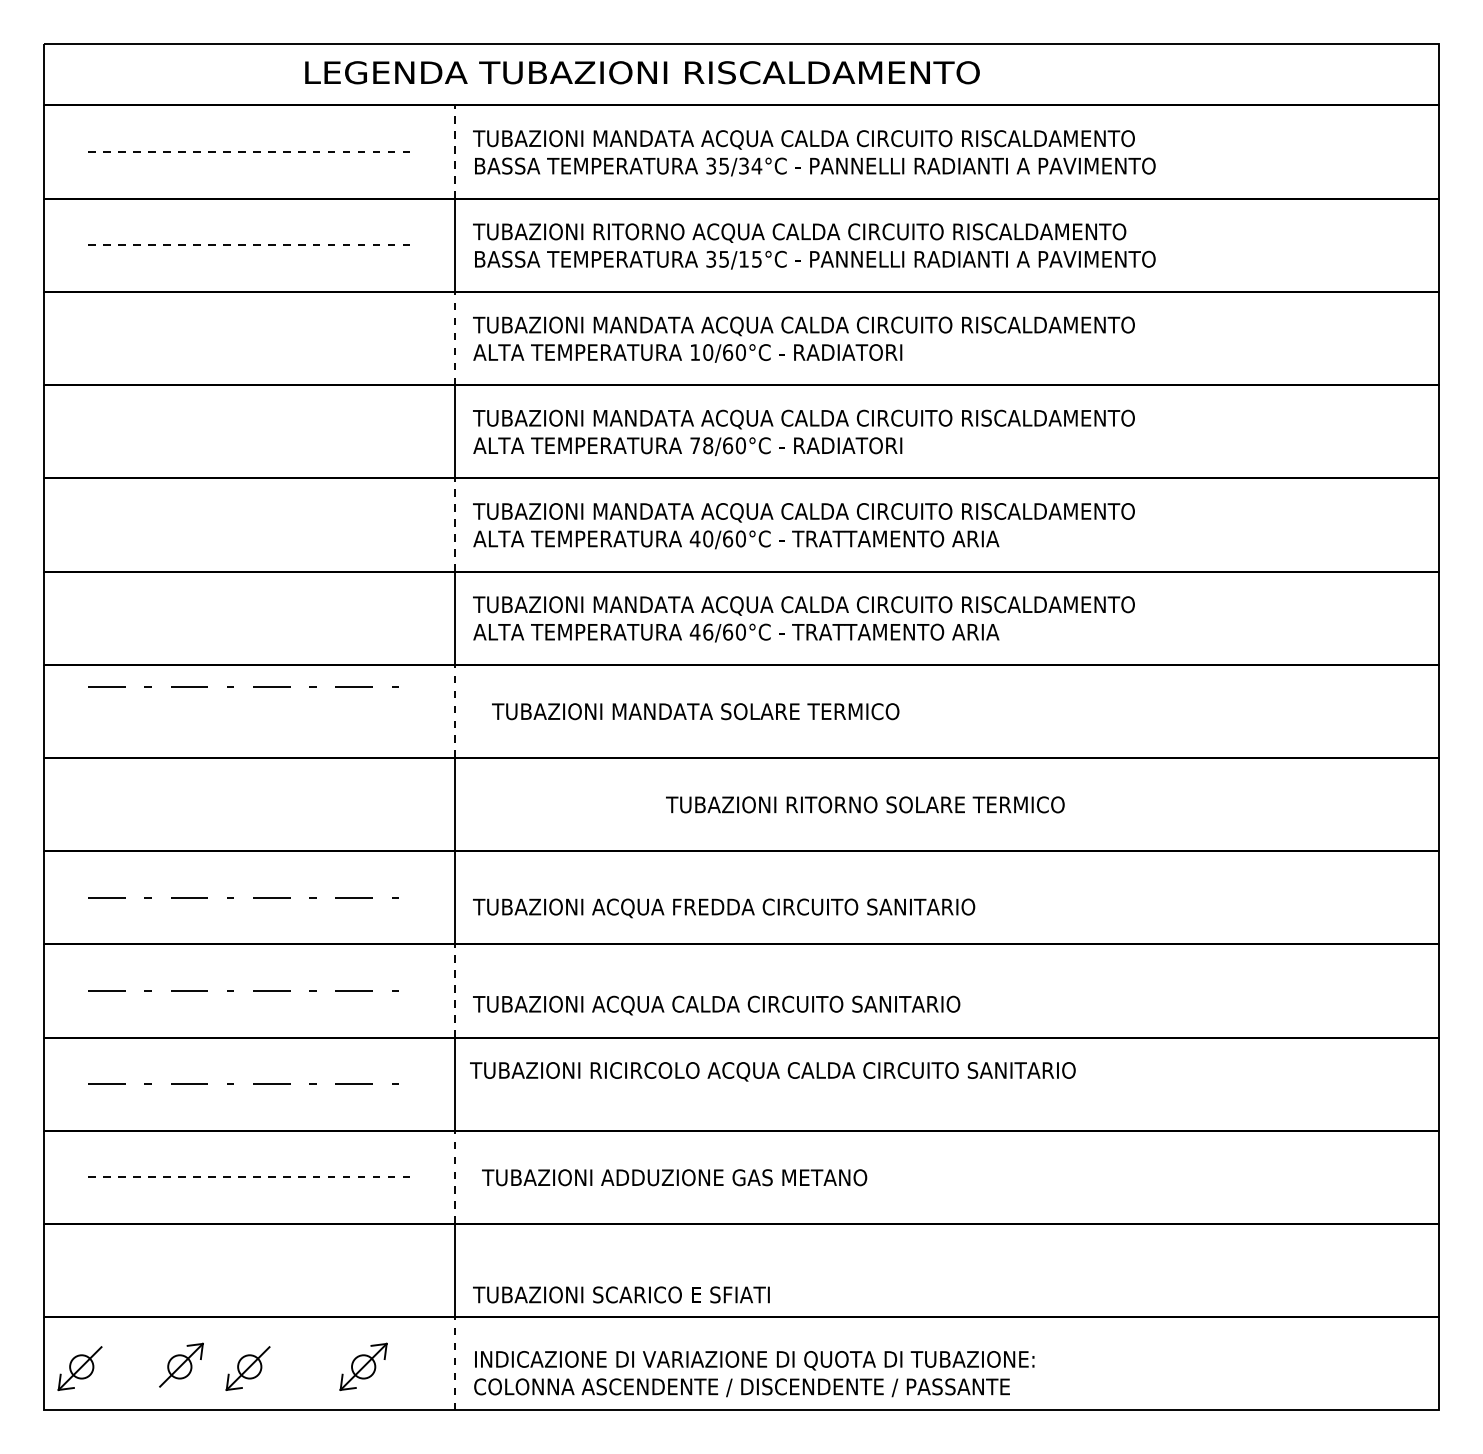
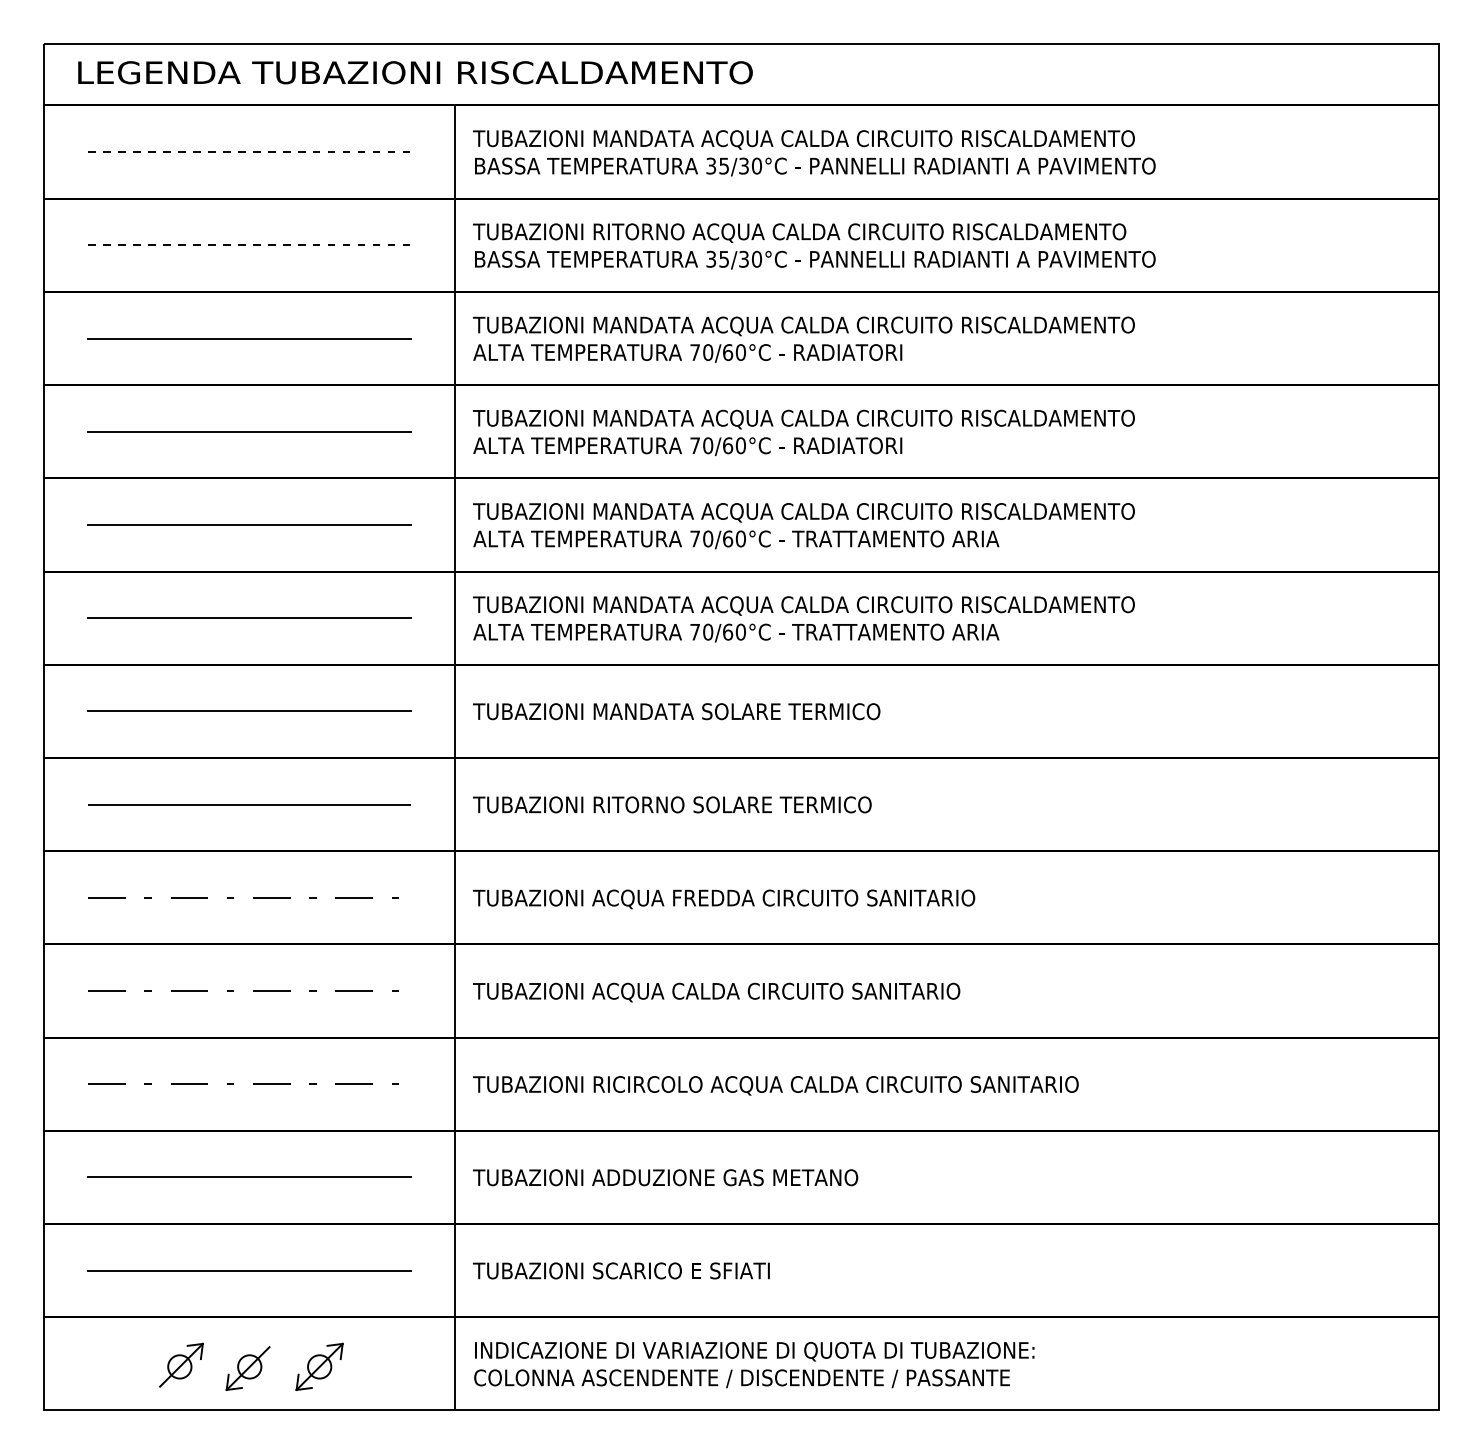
text position: (642, 72) -> (415, 72) (415, 72)
line: dashed -> solid (455, 152)
text: 35/34°C -> 35/30°C (756, 165)
text: 35/15°C -> 35/30°C (750, 258)
line: none -> present (249, 338)
line: dashed -> solid (455, 338)
text: 10/60°C -> 70/60°C (694, 352)
line: none -> present (249, 431)
text: 78/60°C -> 70/60°C (708, 445)
line: none -> present (249, 524)
line: dashed -> solid (455, 524)
text: 40/60°C -> 70/60°C (694, 538)
line: none -> present (249, 618)
text: 46/60°C -> 70/60°C (701, 631)
line: present -> none (233, 686)
line: none -> present (249, 711)
line: dashed -> solid (455, 711)
text position: (695, 711) -> (676, 711) (676, 711)
line: none -> present (249, 804)
text position: (865, 804) -> (672, 804) (672, 804)
text position: (724, 908) -> (724, 899) (724, 899)
line: dashed -> solid (455, 991)
text position: (716, 1005) -> (716, 992) (716, 992)
text position: (772, 1071) -> (775, 1085) (775, 1085)
line: dashed -> solid (249, 1177)
line: dashed -> solid (455, 1177)
text position: (674, 1177) -> (665, 1177) (665, 1177)
line: none -> present (249, 1270)
text position: (621, 1294) -> (621, 1270) (621, 1270)
line: dashed -> solid (455, 1363)
part position: (363, 1366) -> (319, 1366) (319, 1366)
part: present -> none (79, 1368)
text position: (754, 1374) -> (754, 1365) (754, 1365)
